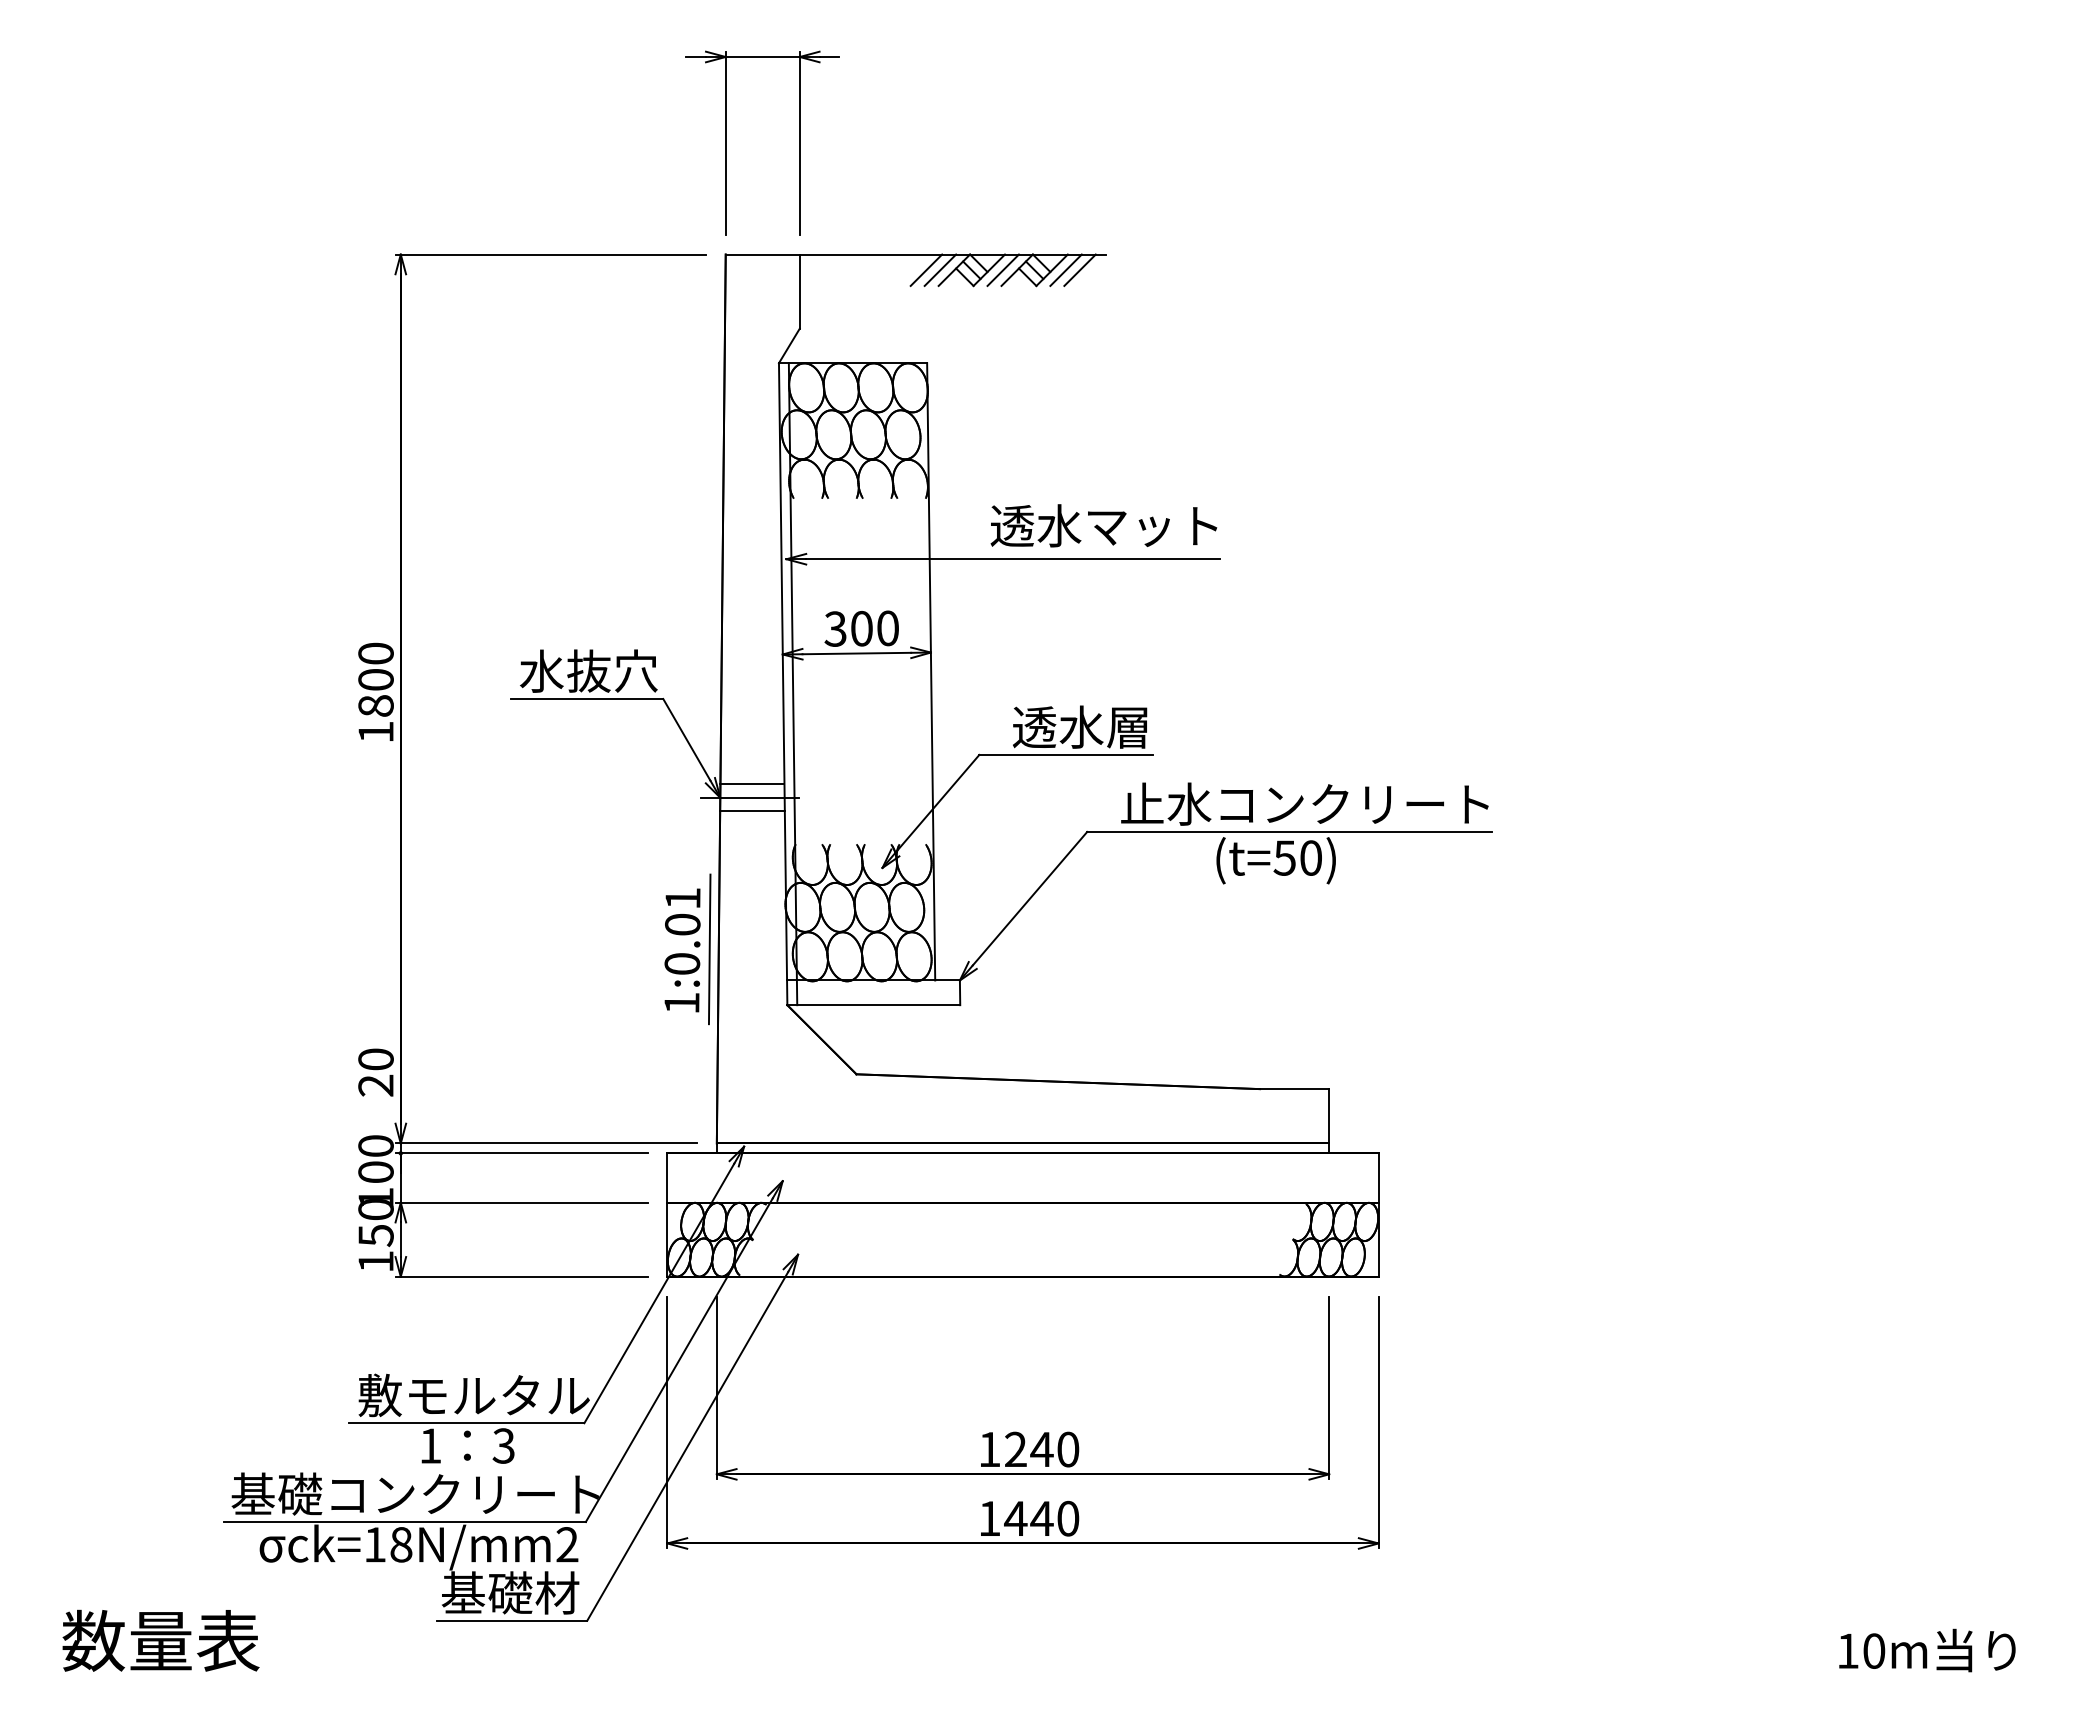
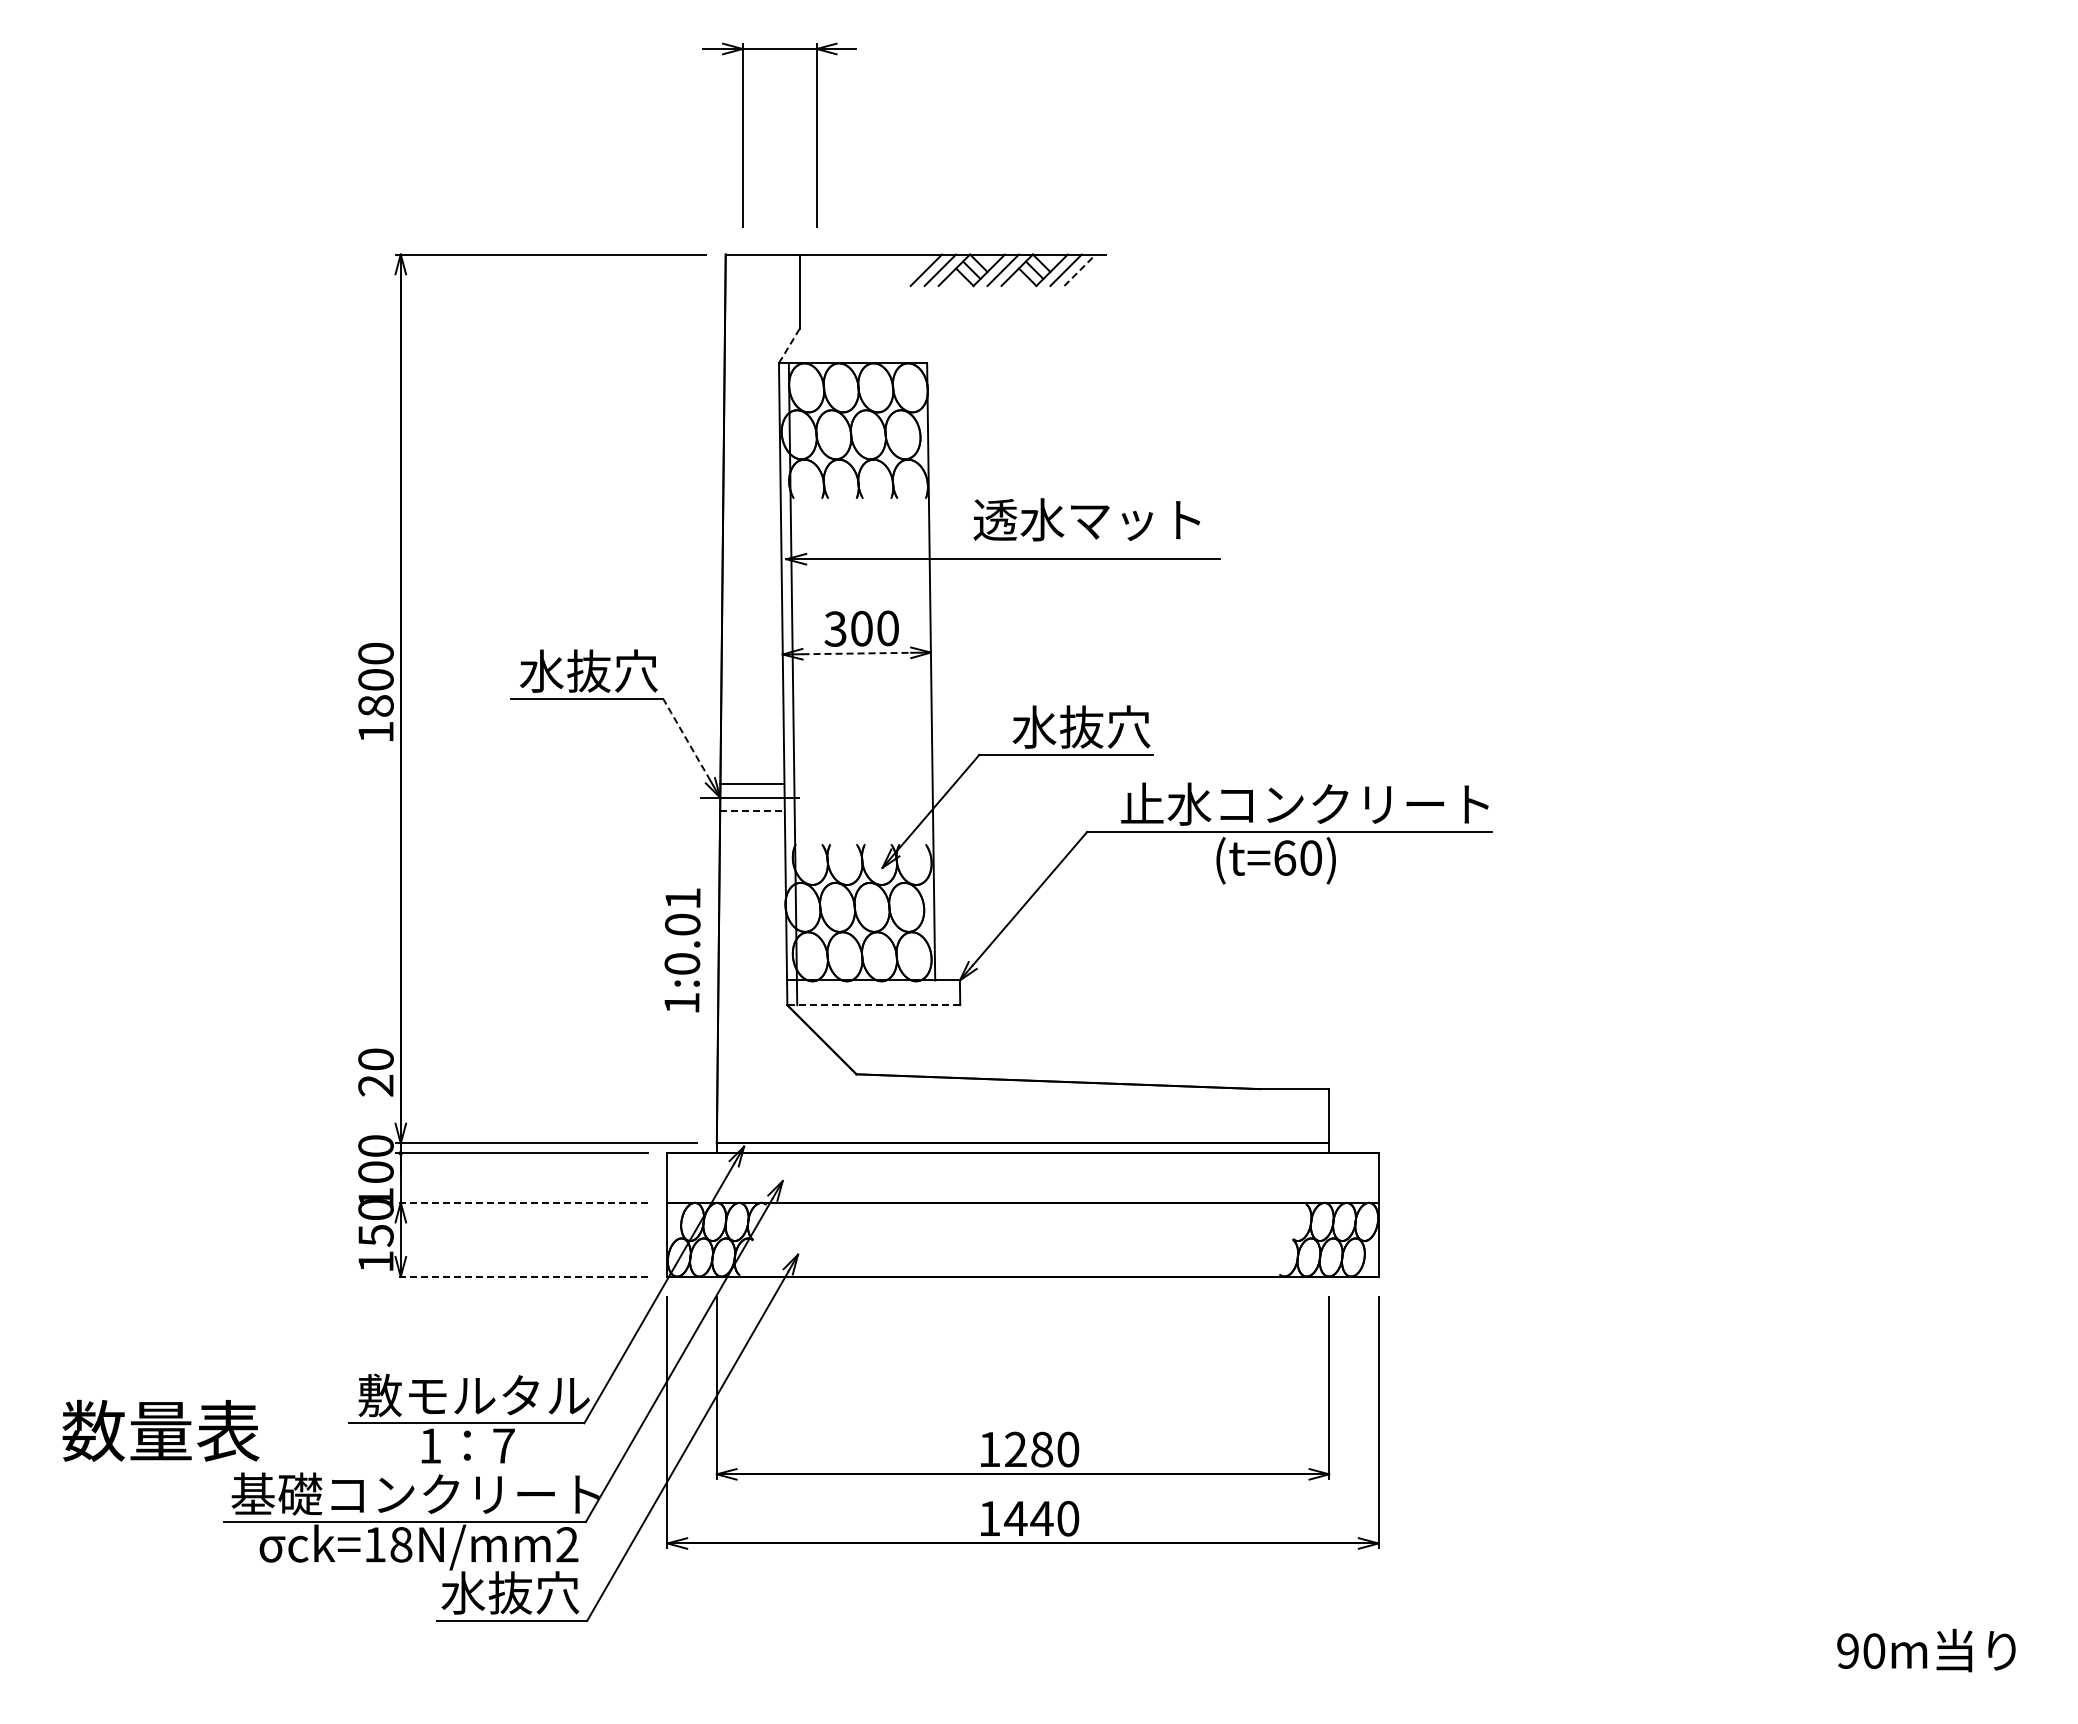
part position: (726, 142) -> (743, 134) (743, 134)
line: solid -> dashed (1080, 269)
line: solid -> dashed (789, 345)
text position: (1103, 525) -> (1086, 519) (1086, 519)
line: solid -> dashed (857, 653)
text: 透水層 -> 水抜穴 (1081, 726)
line: solid -> dashed (686, 739)
line: solid -> dashed (753, 811)
text: (t=50) -> (t=60) (1284, 857)
line: present -> none (709, 949)
line: solid -> dashed (873, 1005)
line: solid -> dashed (521, 1202)
line: solid -> dashed (521, 1276)
text: 3 -> 7 (503, 1445)
text: 1240 -> 1280 (1041, 1449)
text: 基礎材 -> 水抜穴 (510, 1592)
text position: (160, 1640) -> (160, 1430) (160, 1430)
text: 10m -> 90m (1847, 1650)
